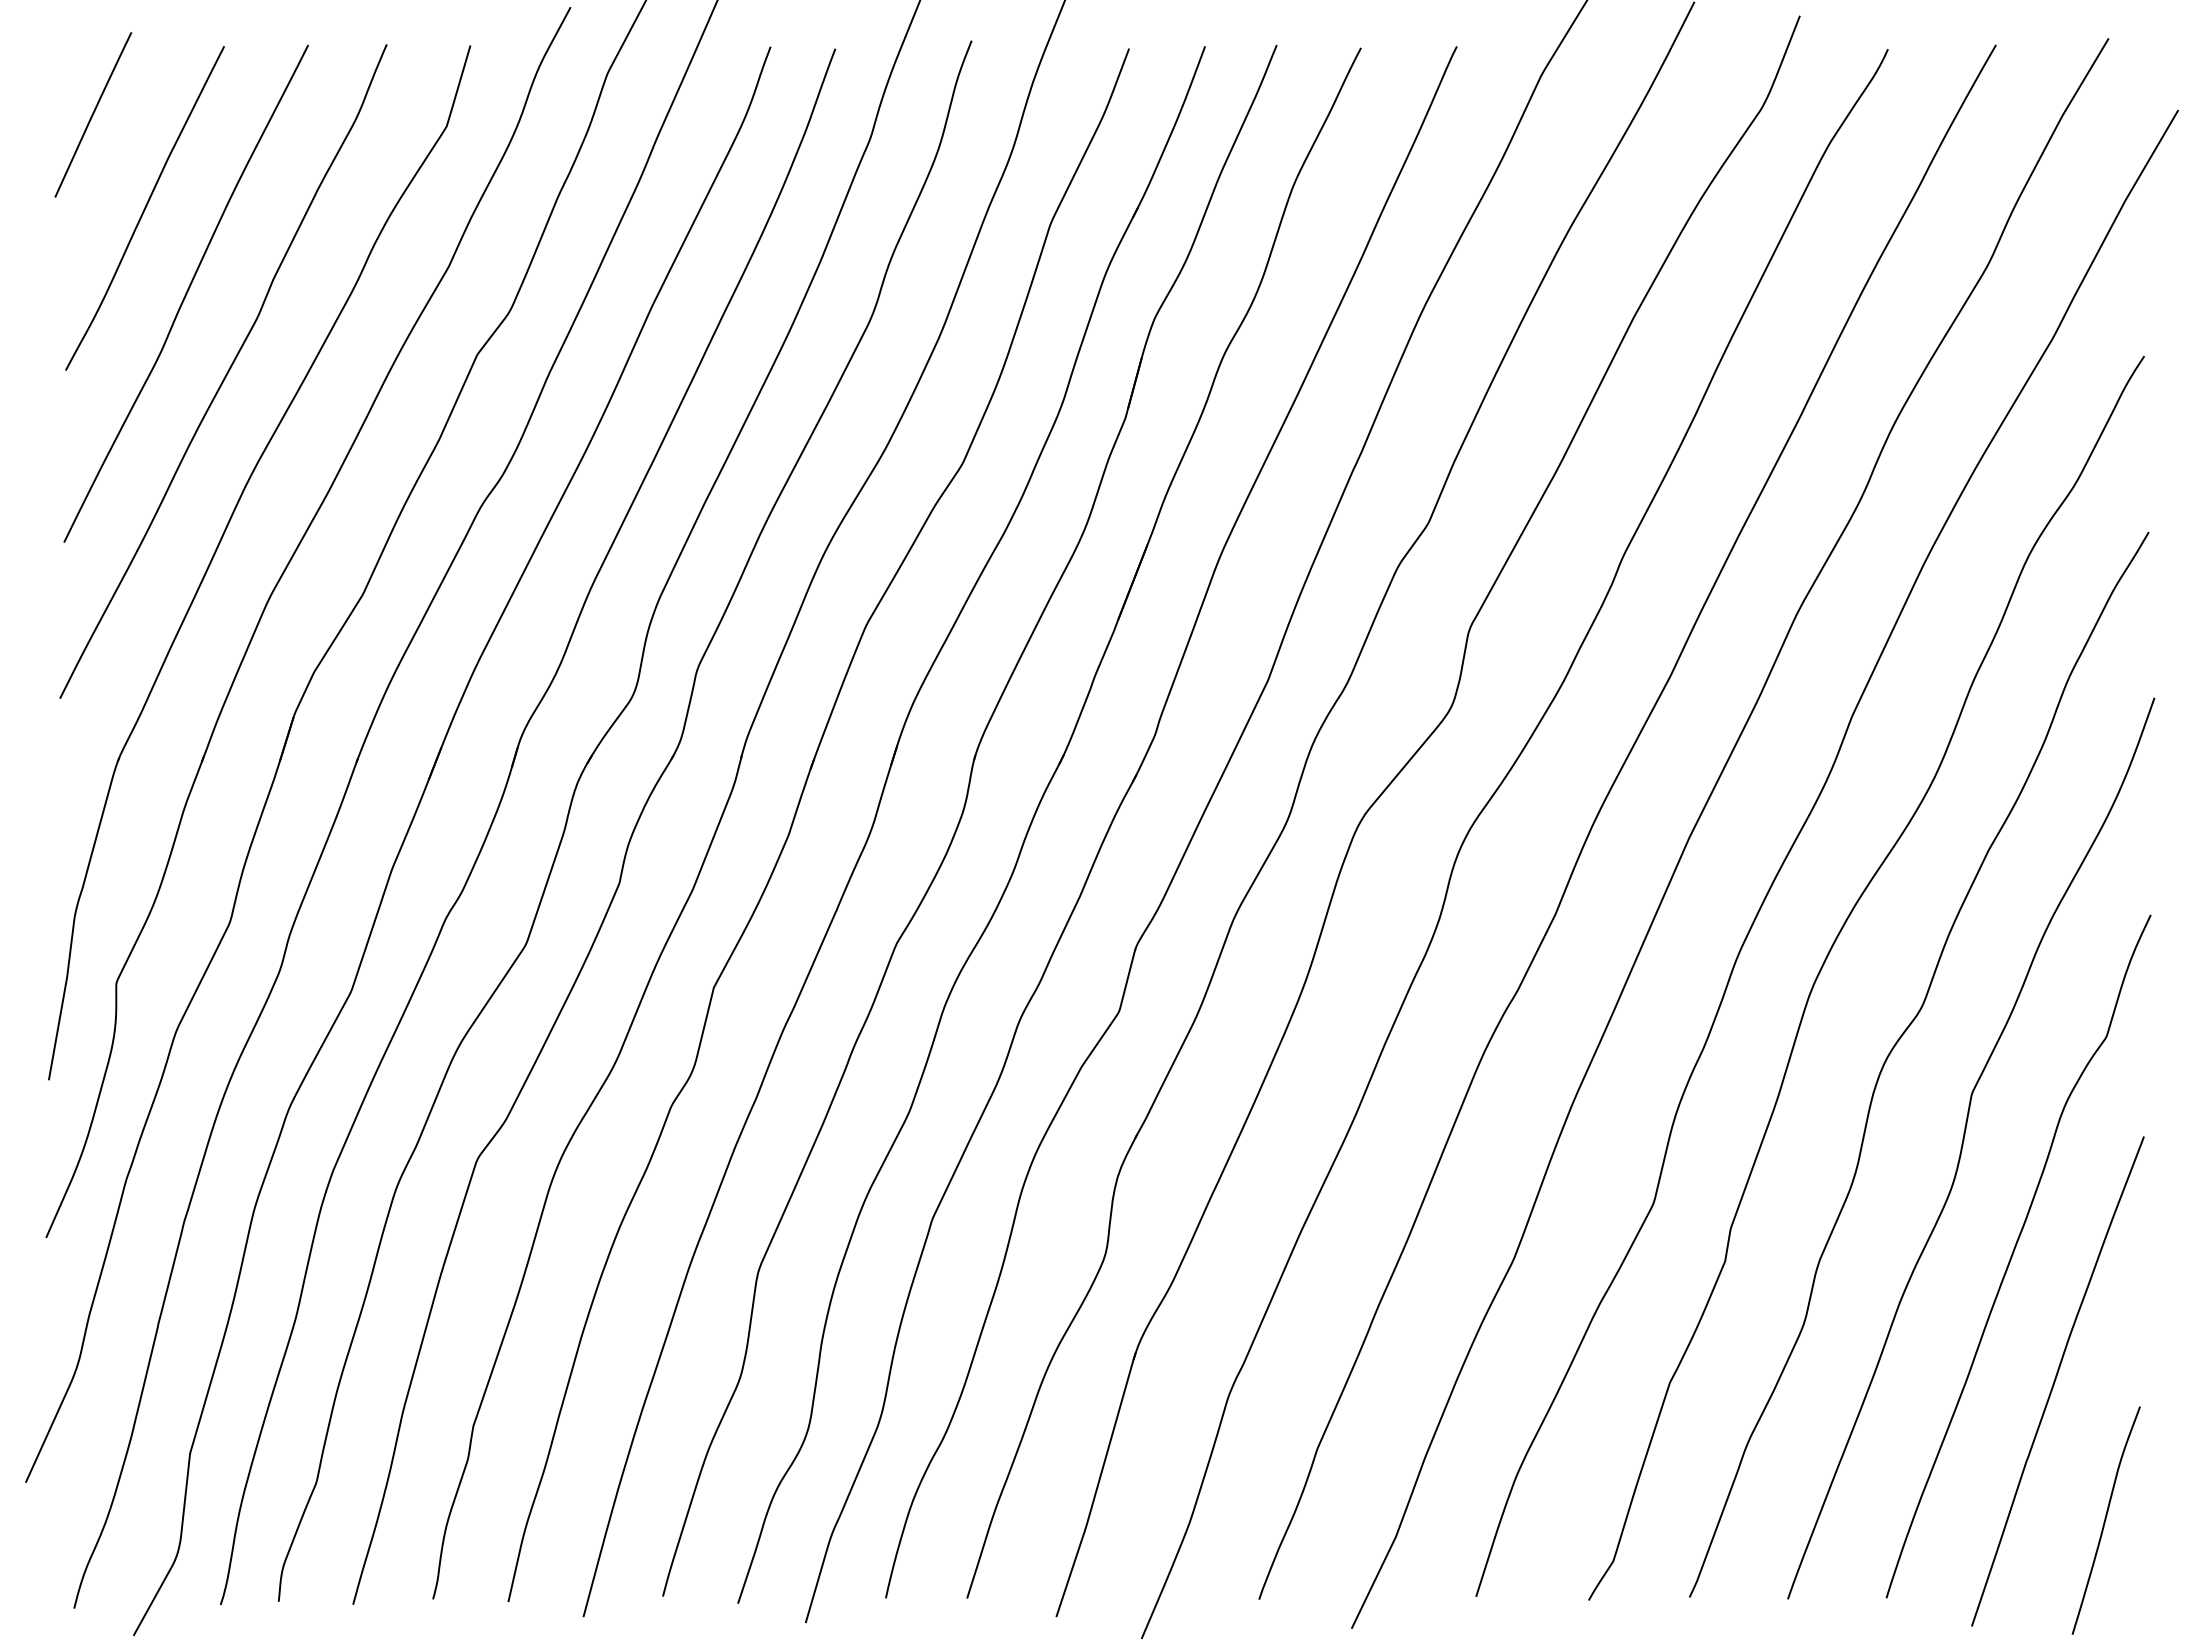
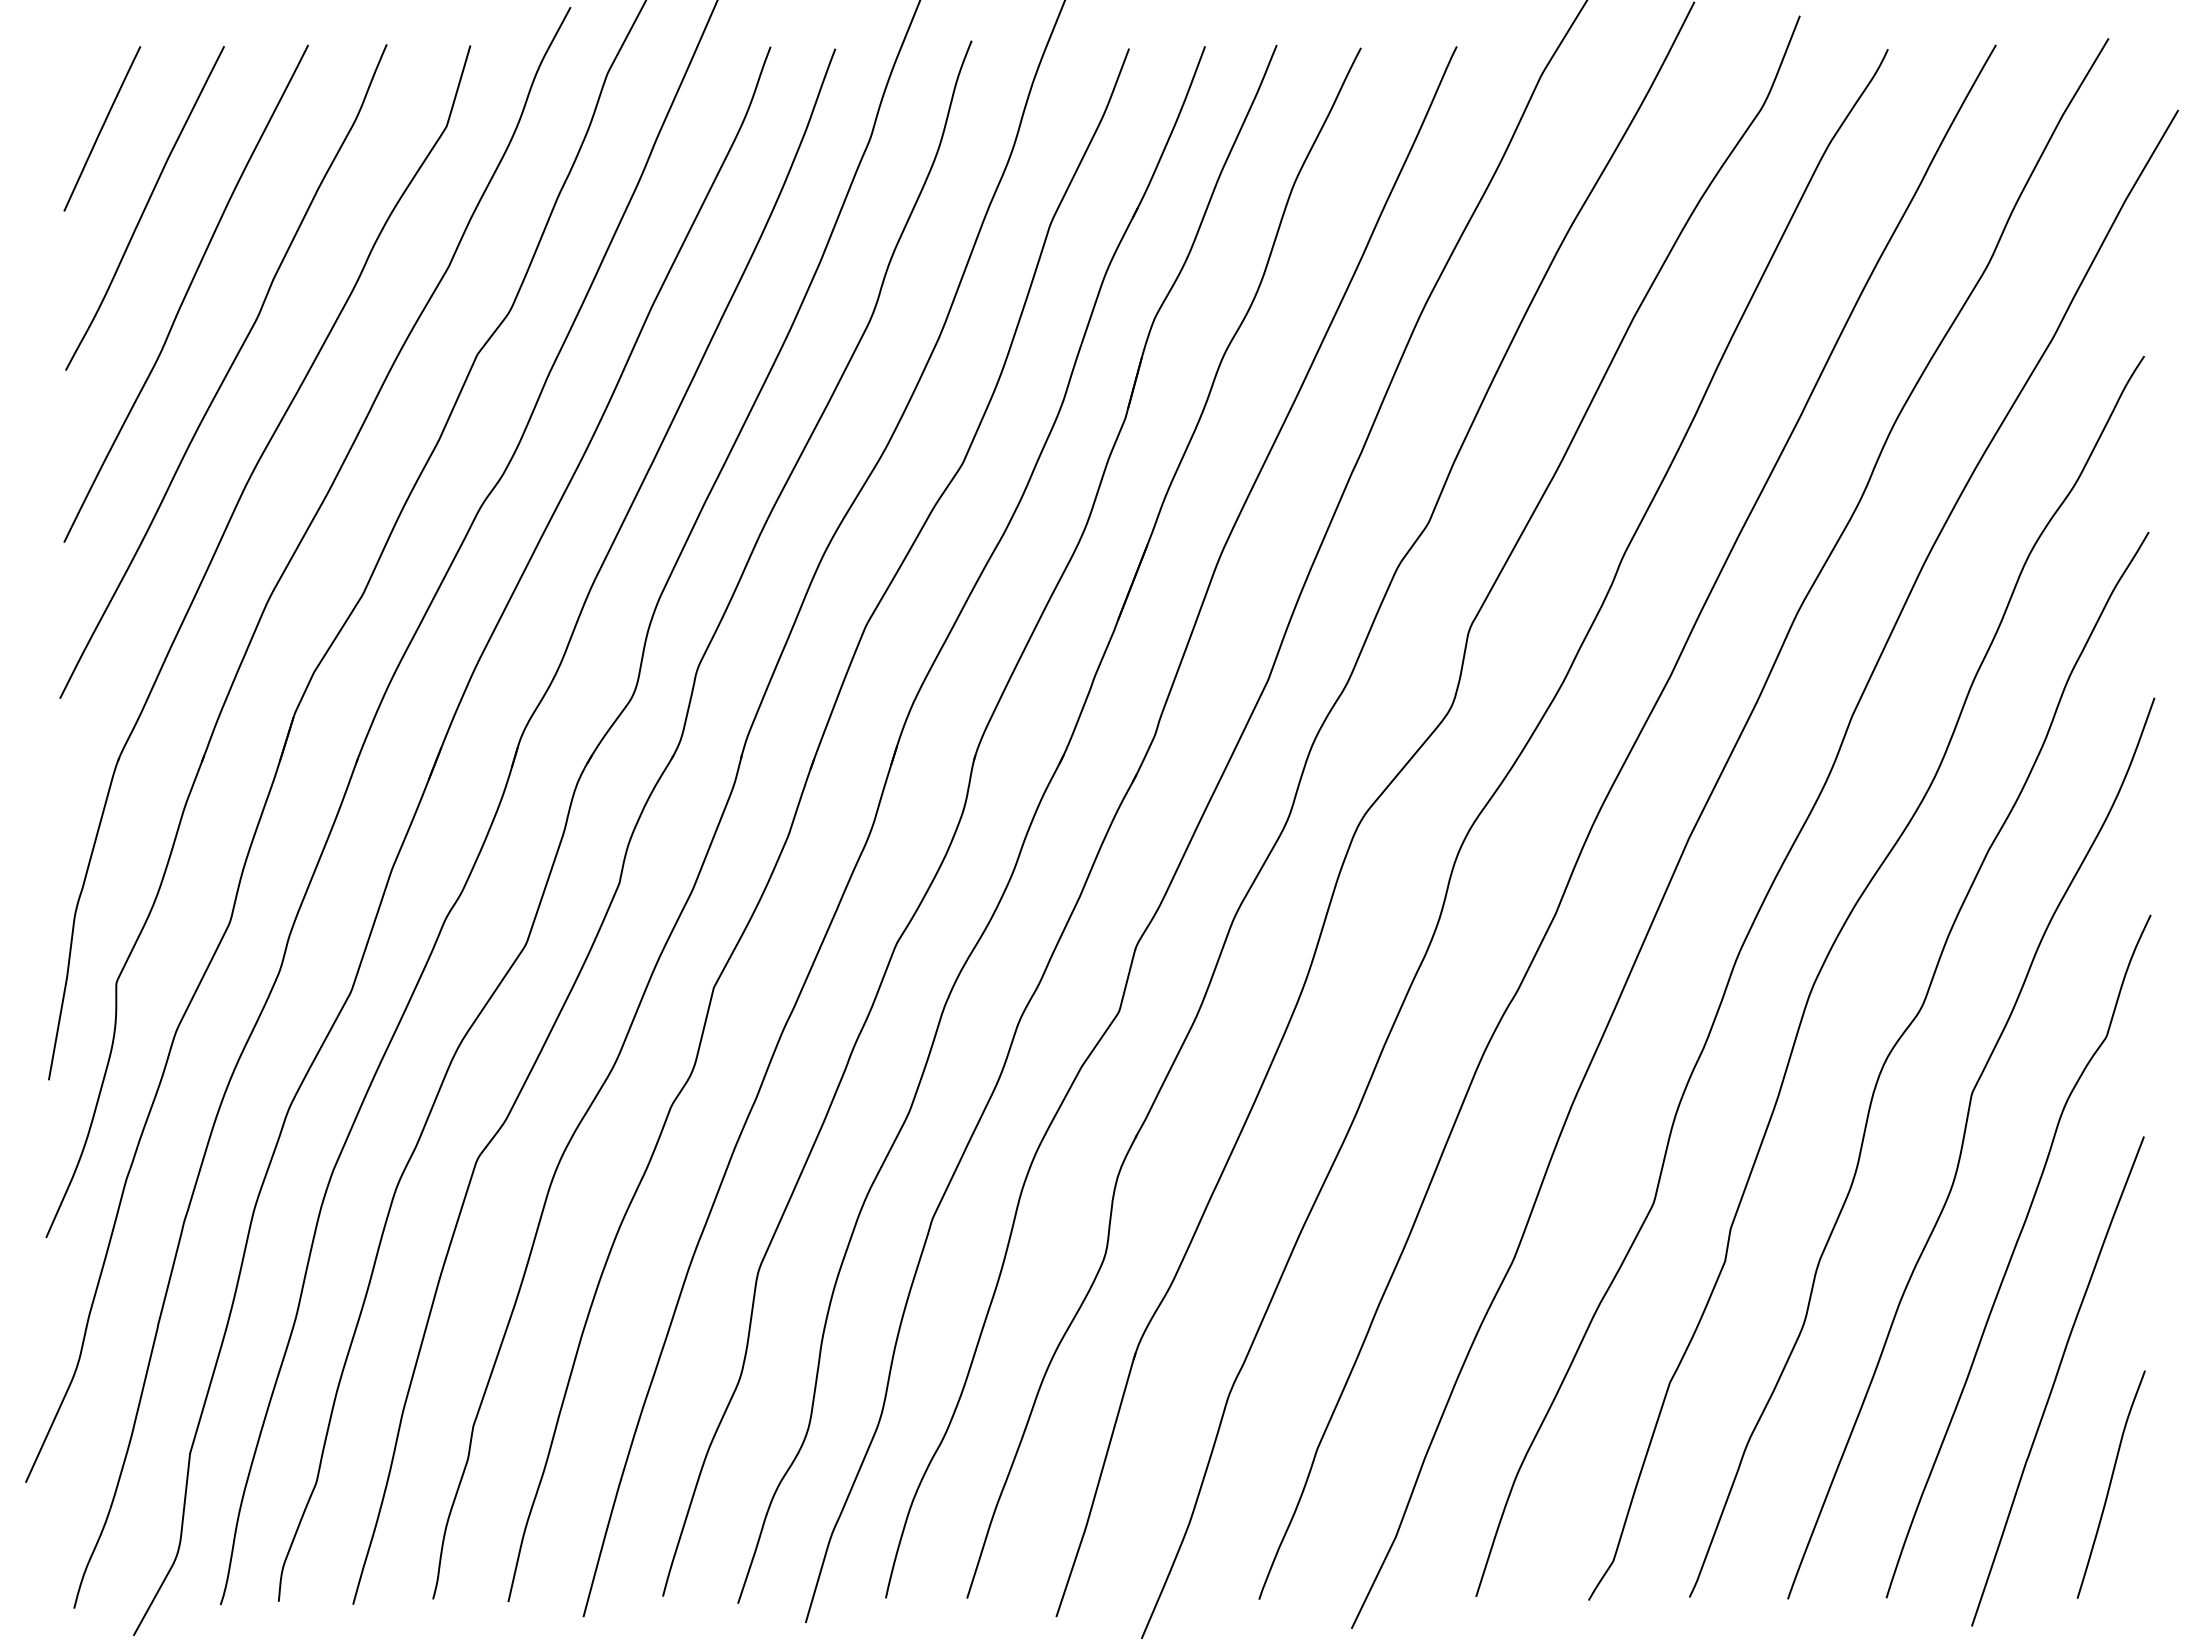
line position: (93, 114) -> (102, 128) (102, 128)
curve position: (2105, 1520) -> (2110, 1484) (2110, 1484)
